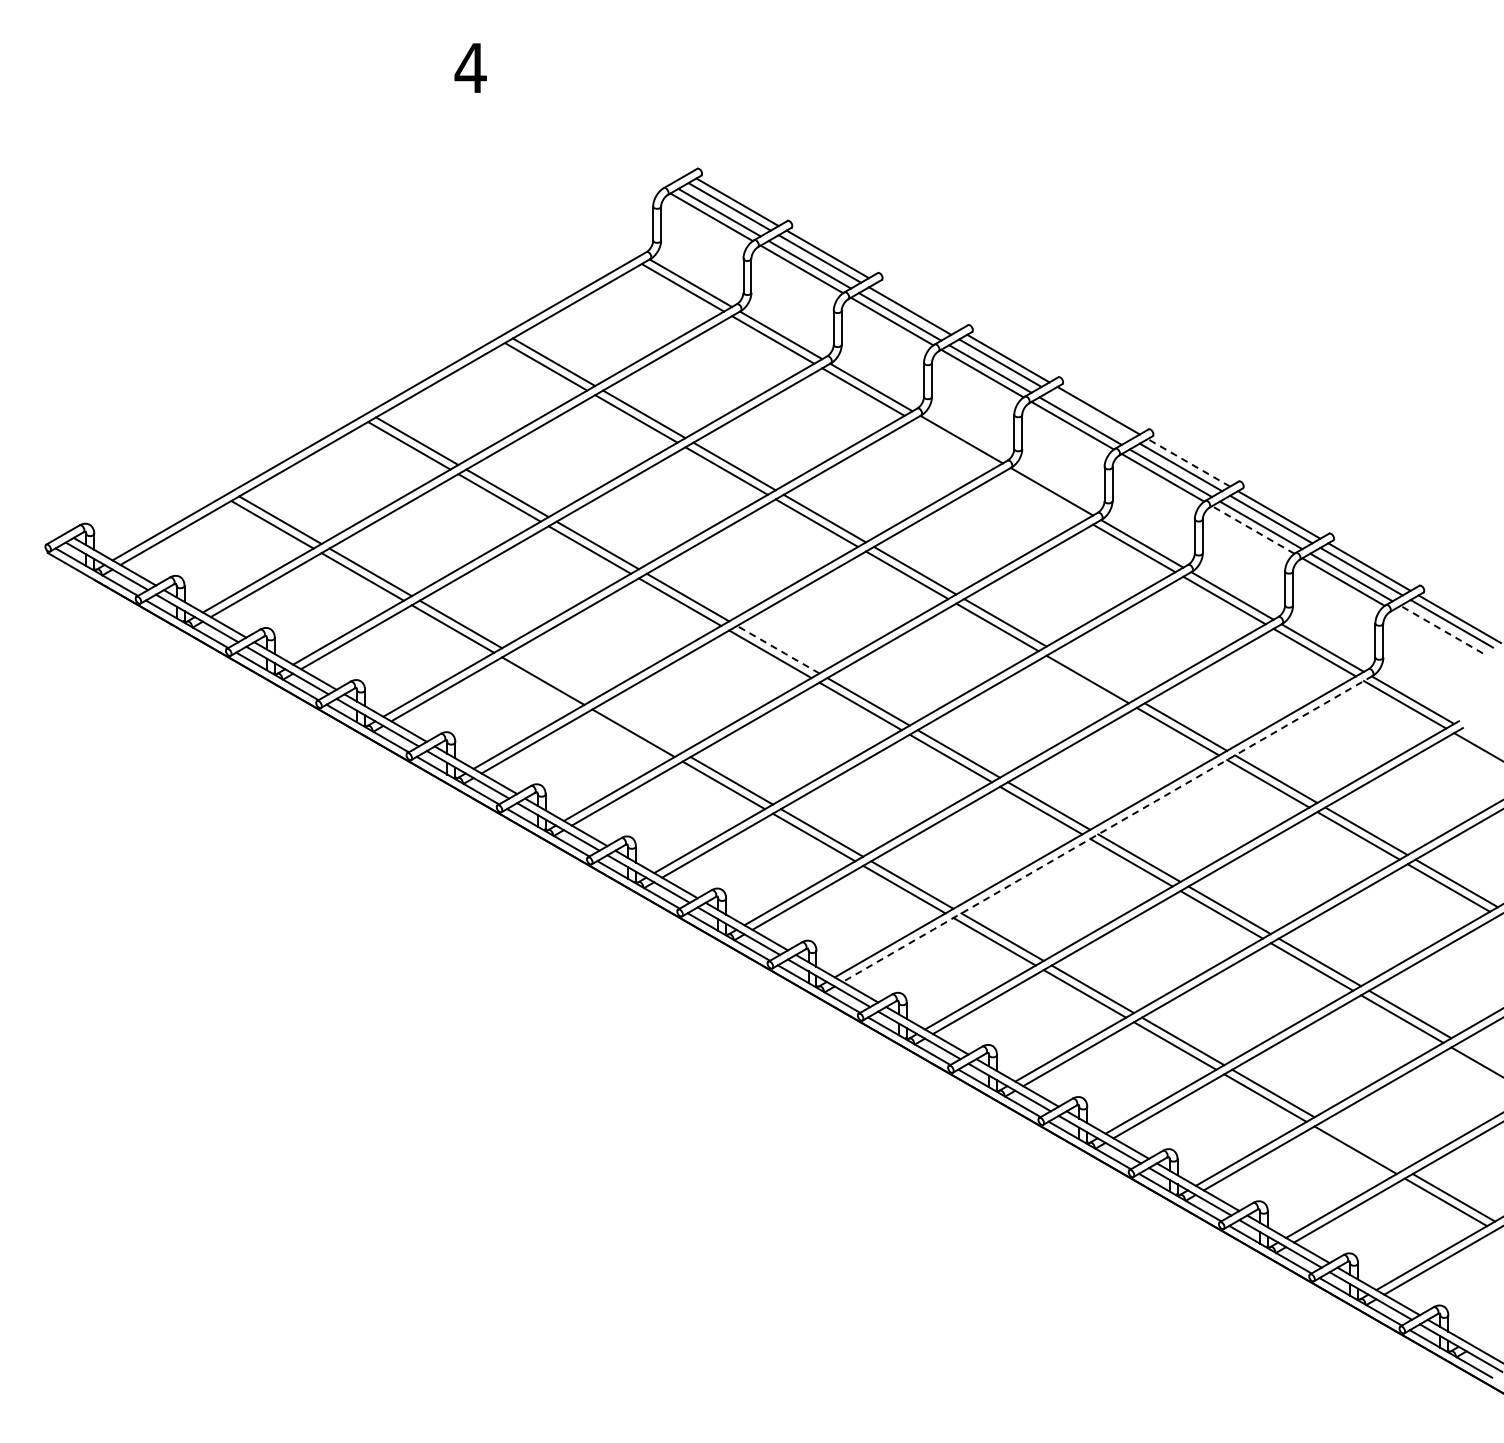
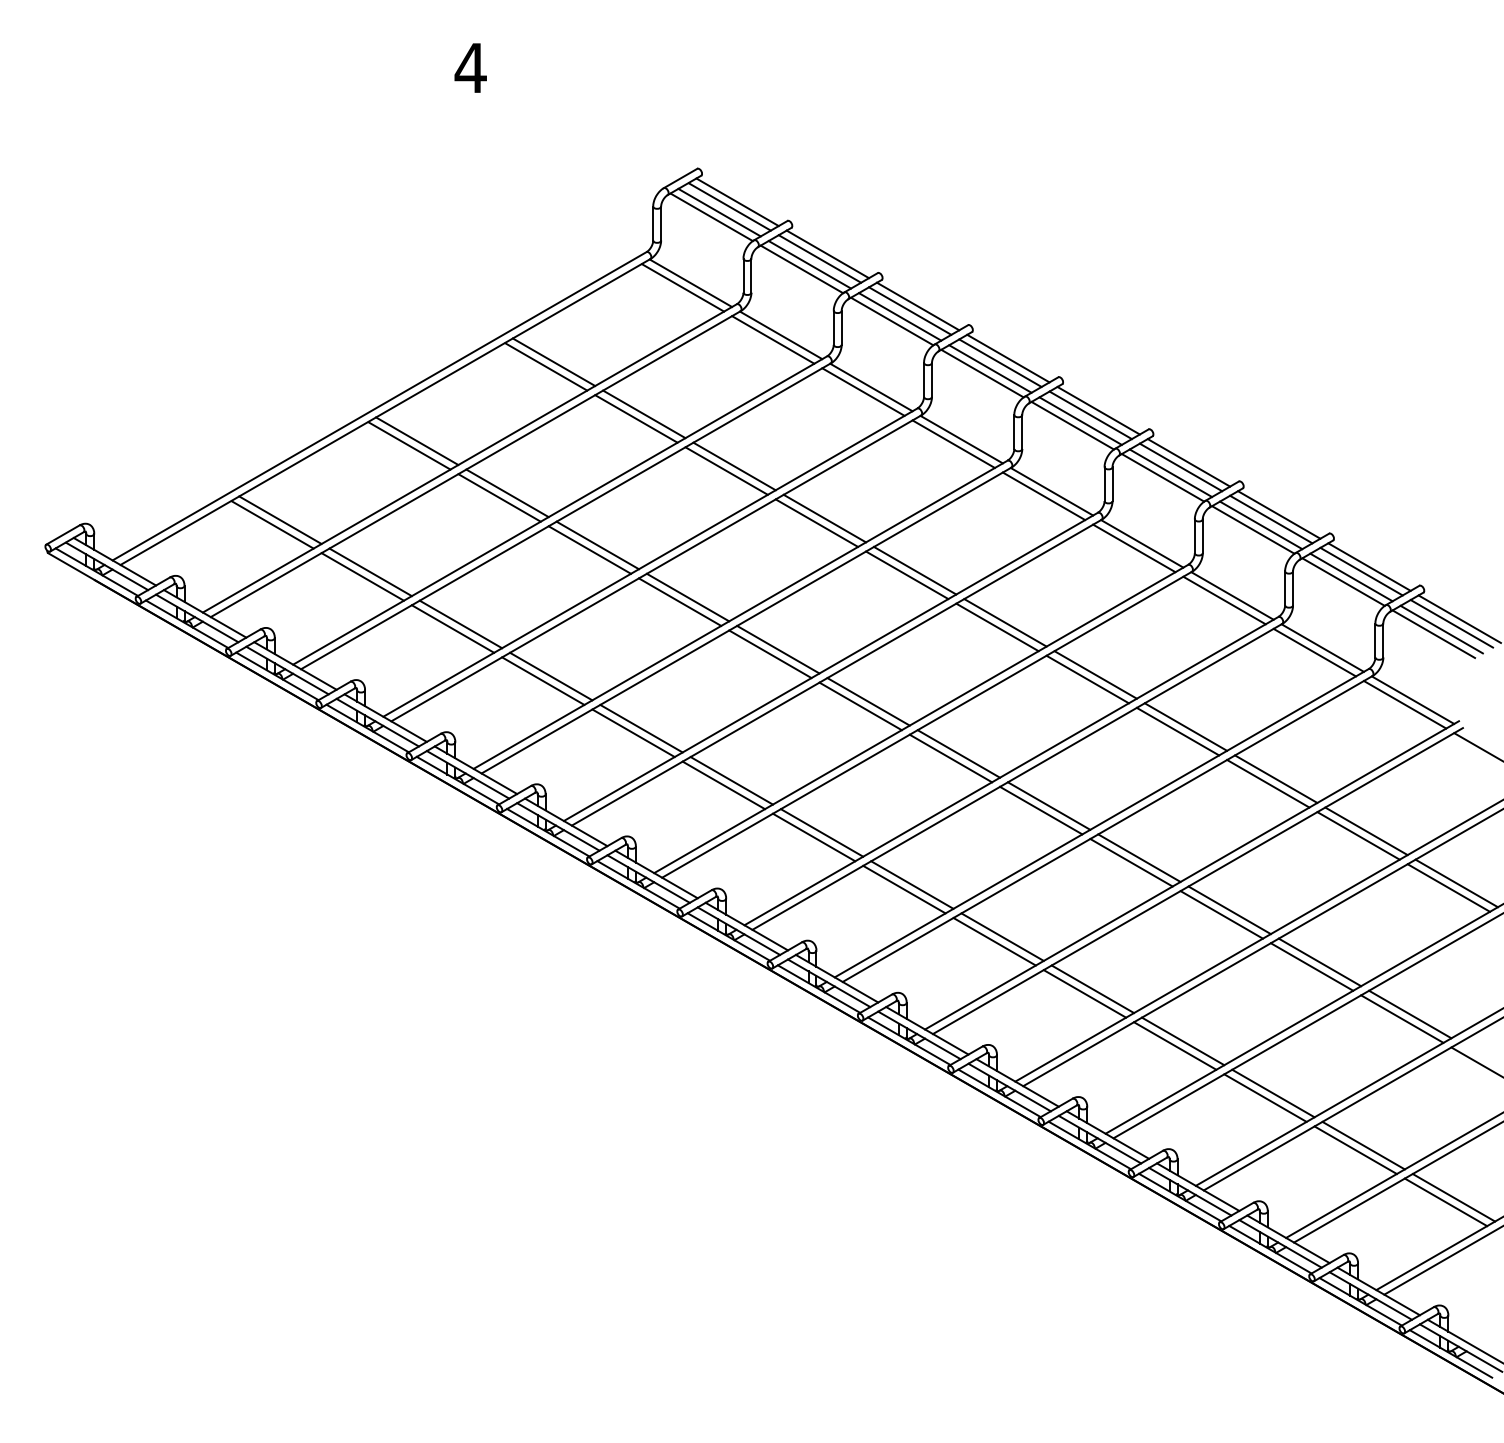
line: none -> present (917, 306)
line: none -> present (1090, 415)
line: none -> present (953, 443)
line: dashed -> solid (1188, 462)
line: none -> present (1043, 496)
line: dashed -> solid (1253, 529)
line: dashed -> solid (1441, 629)
line: none -> present (1433, 634)
line: dashed -> solid (778, 649)
line: none -> present (1095, 674)
line: none -> present (551, 676)
line: none -> present (641, 728)
line: dashed -> solid (1107, 828)
line: none -> present (1363, 1145)
